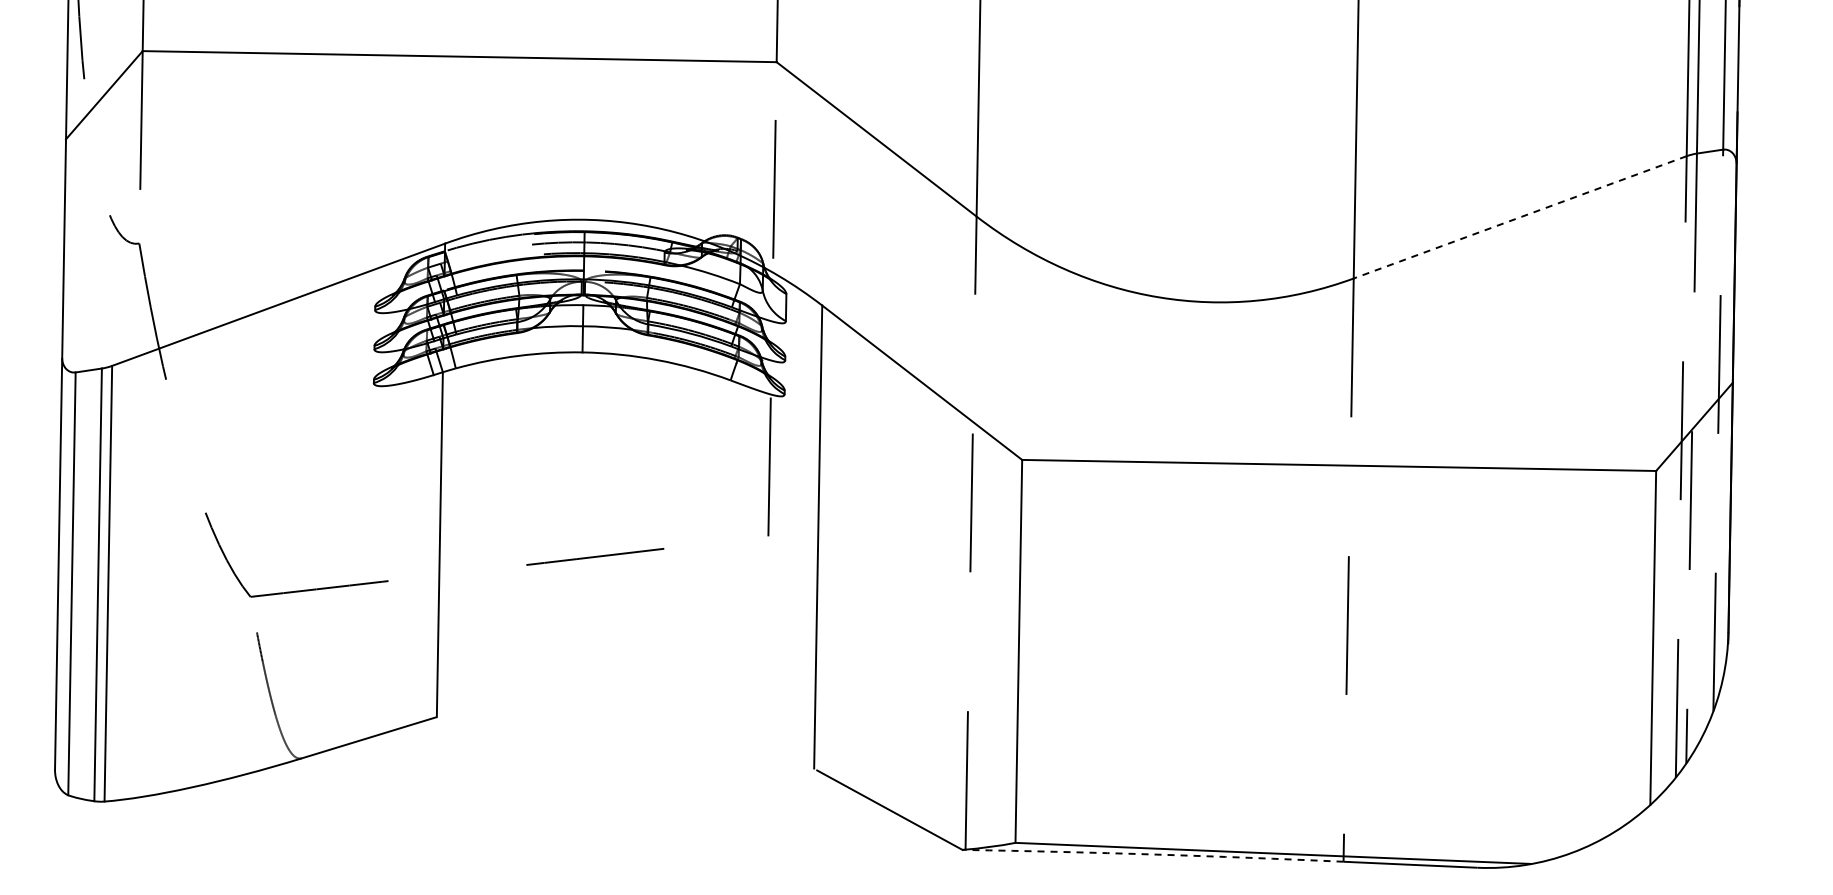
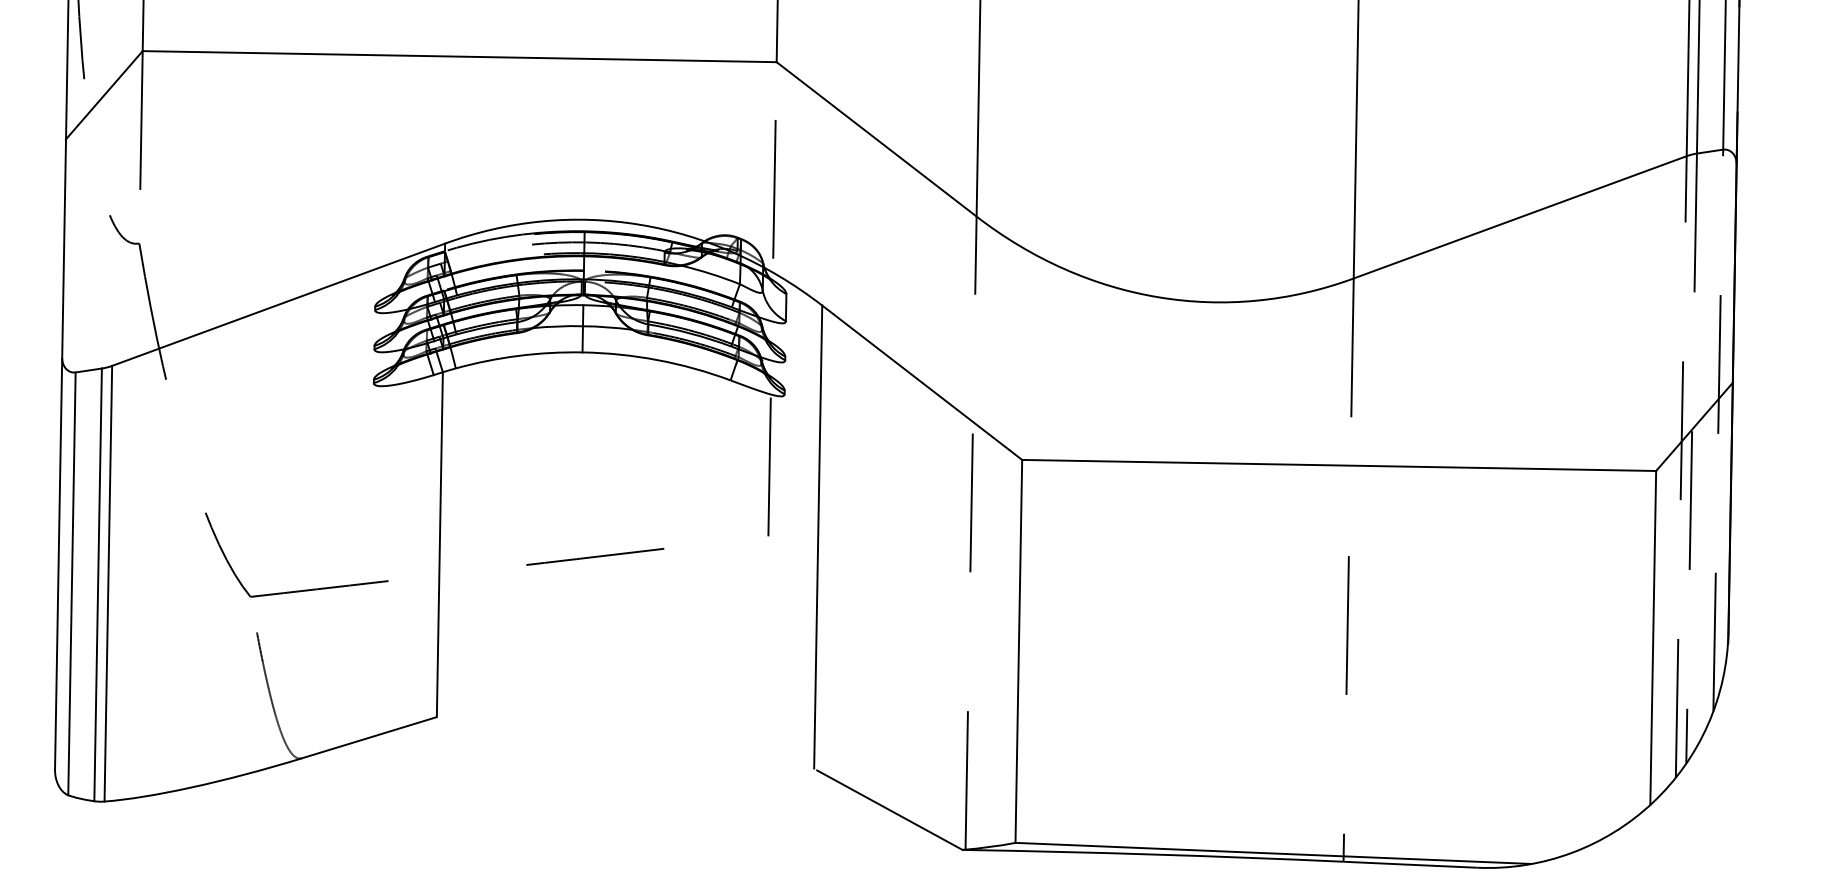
line: dashed -> solid (1519, 217)
arc: dashed -> solid (1154, 854)
